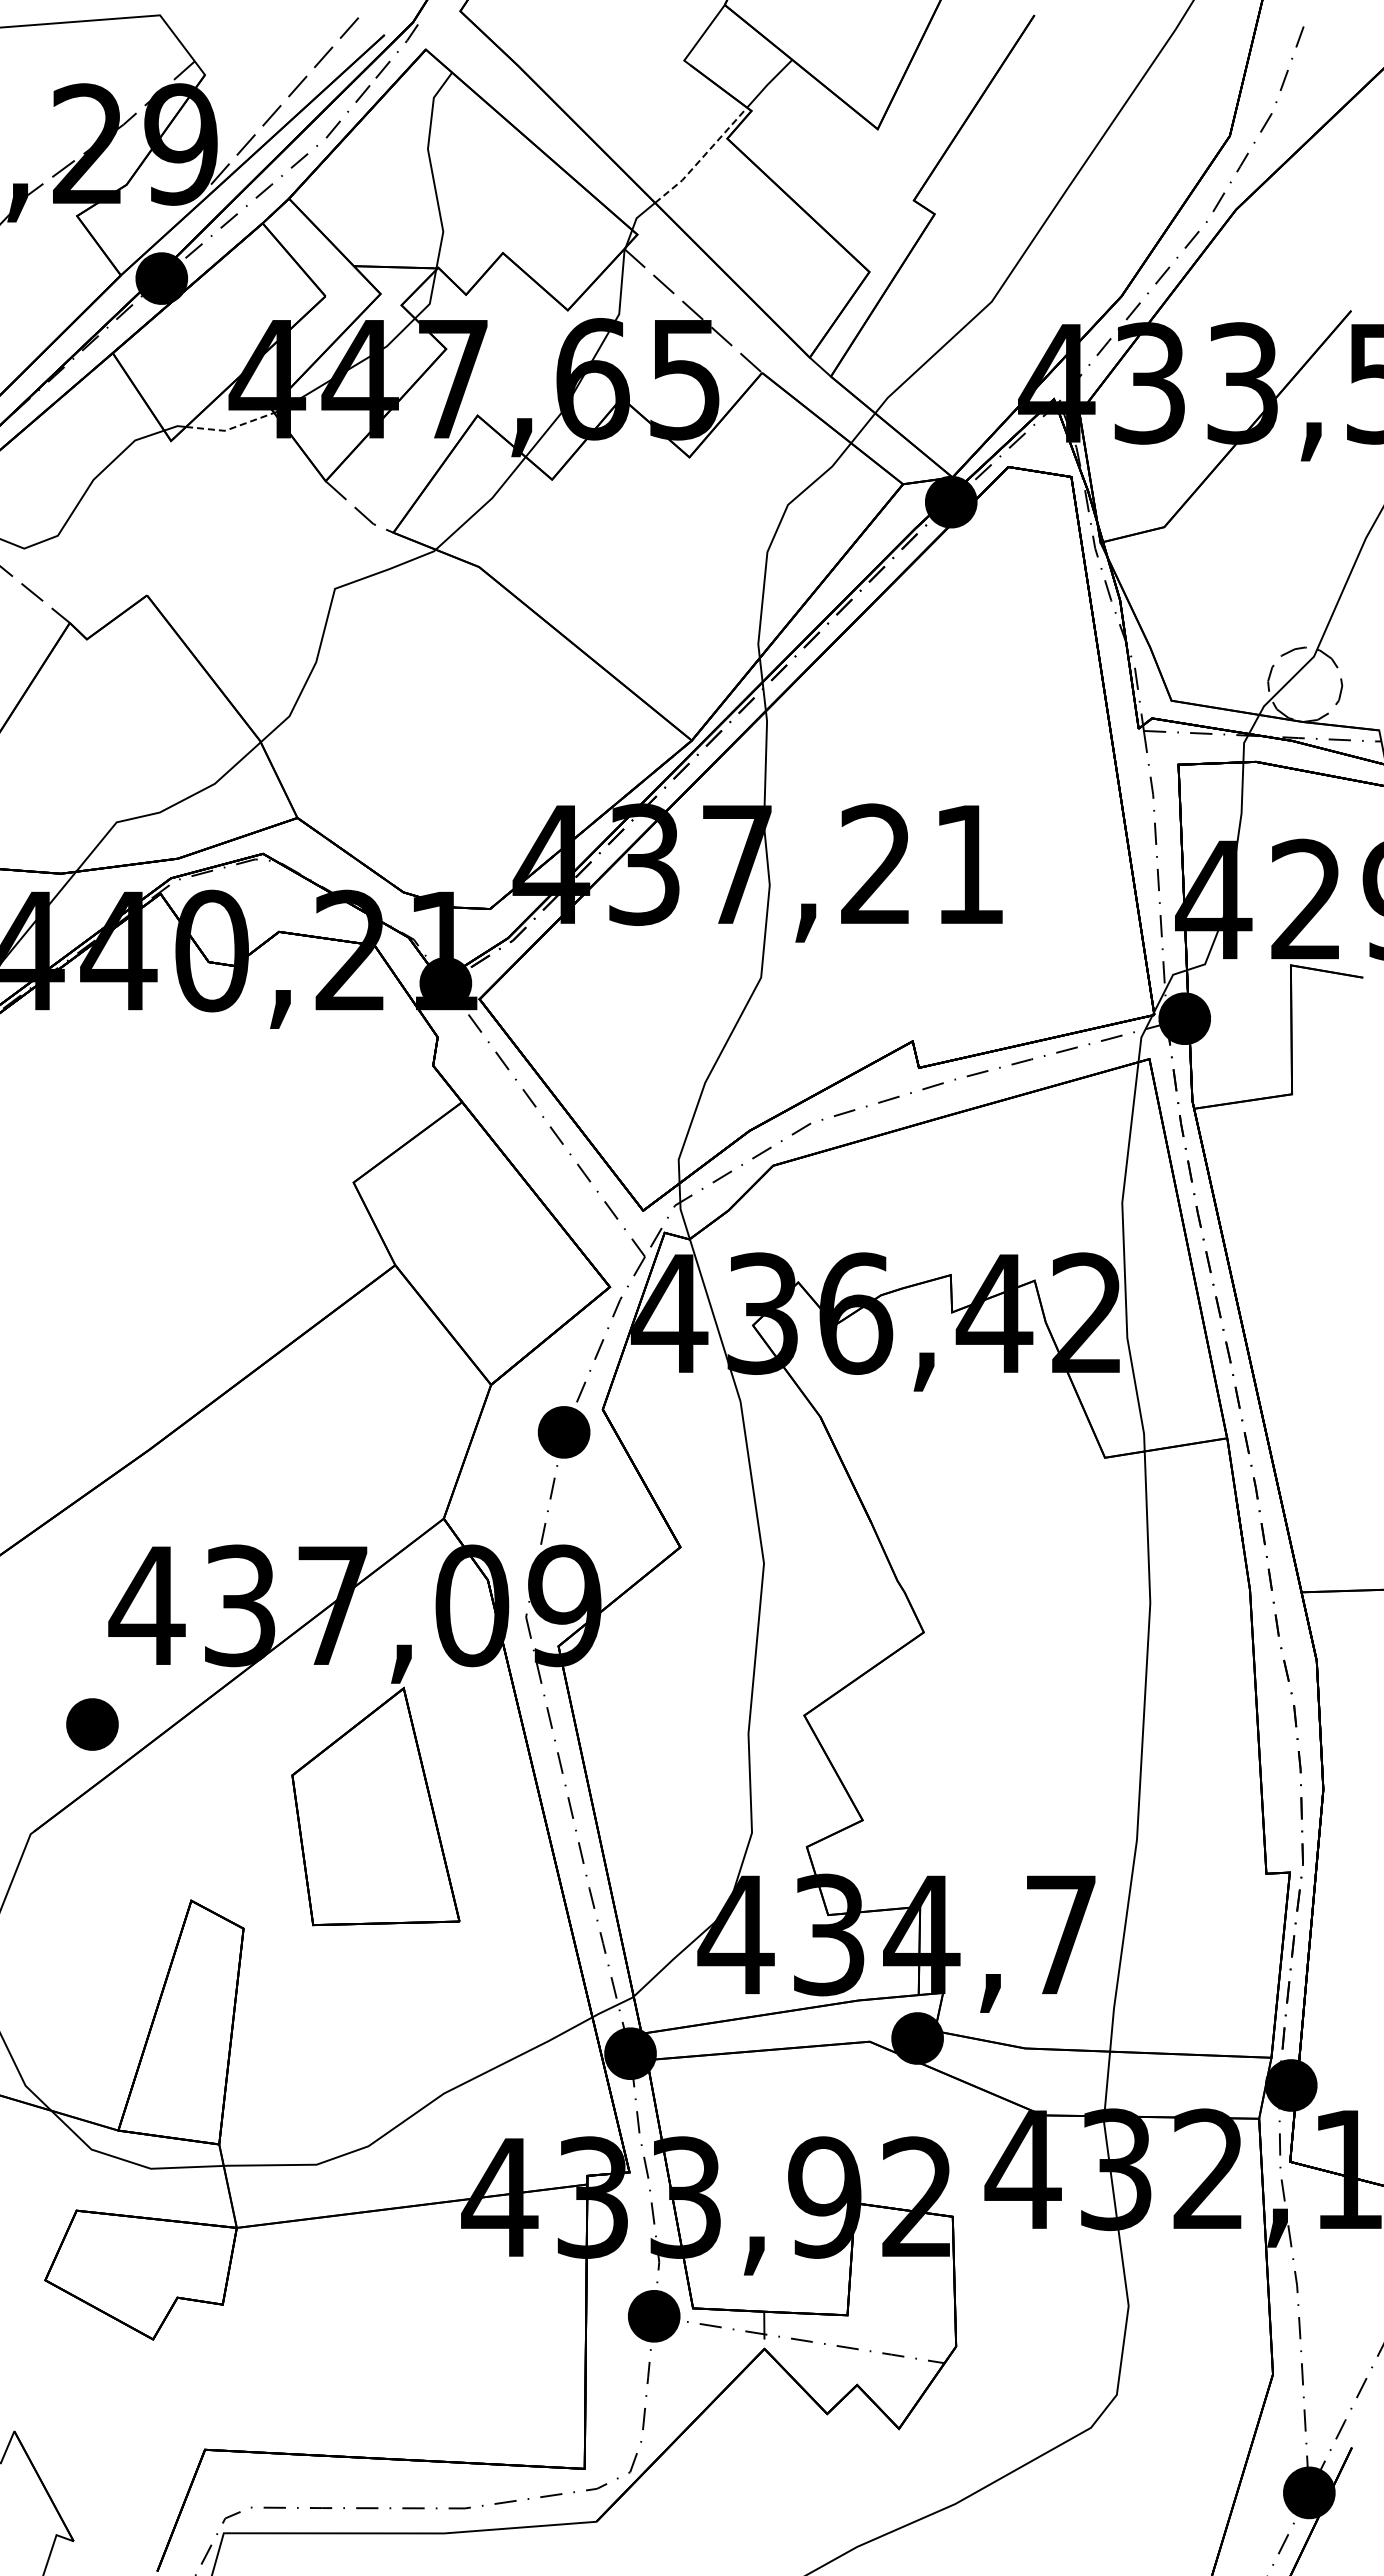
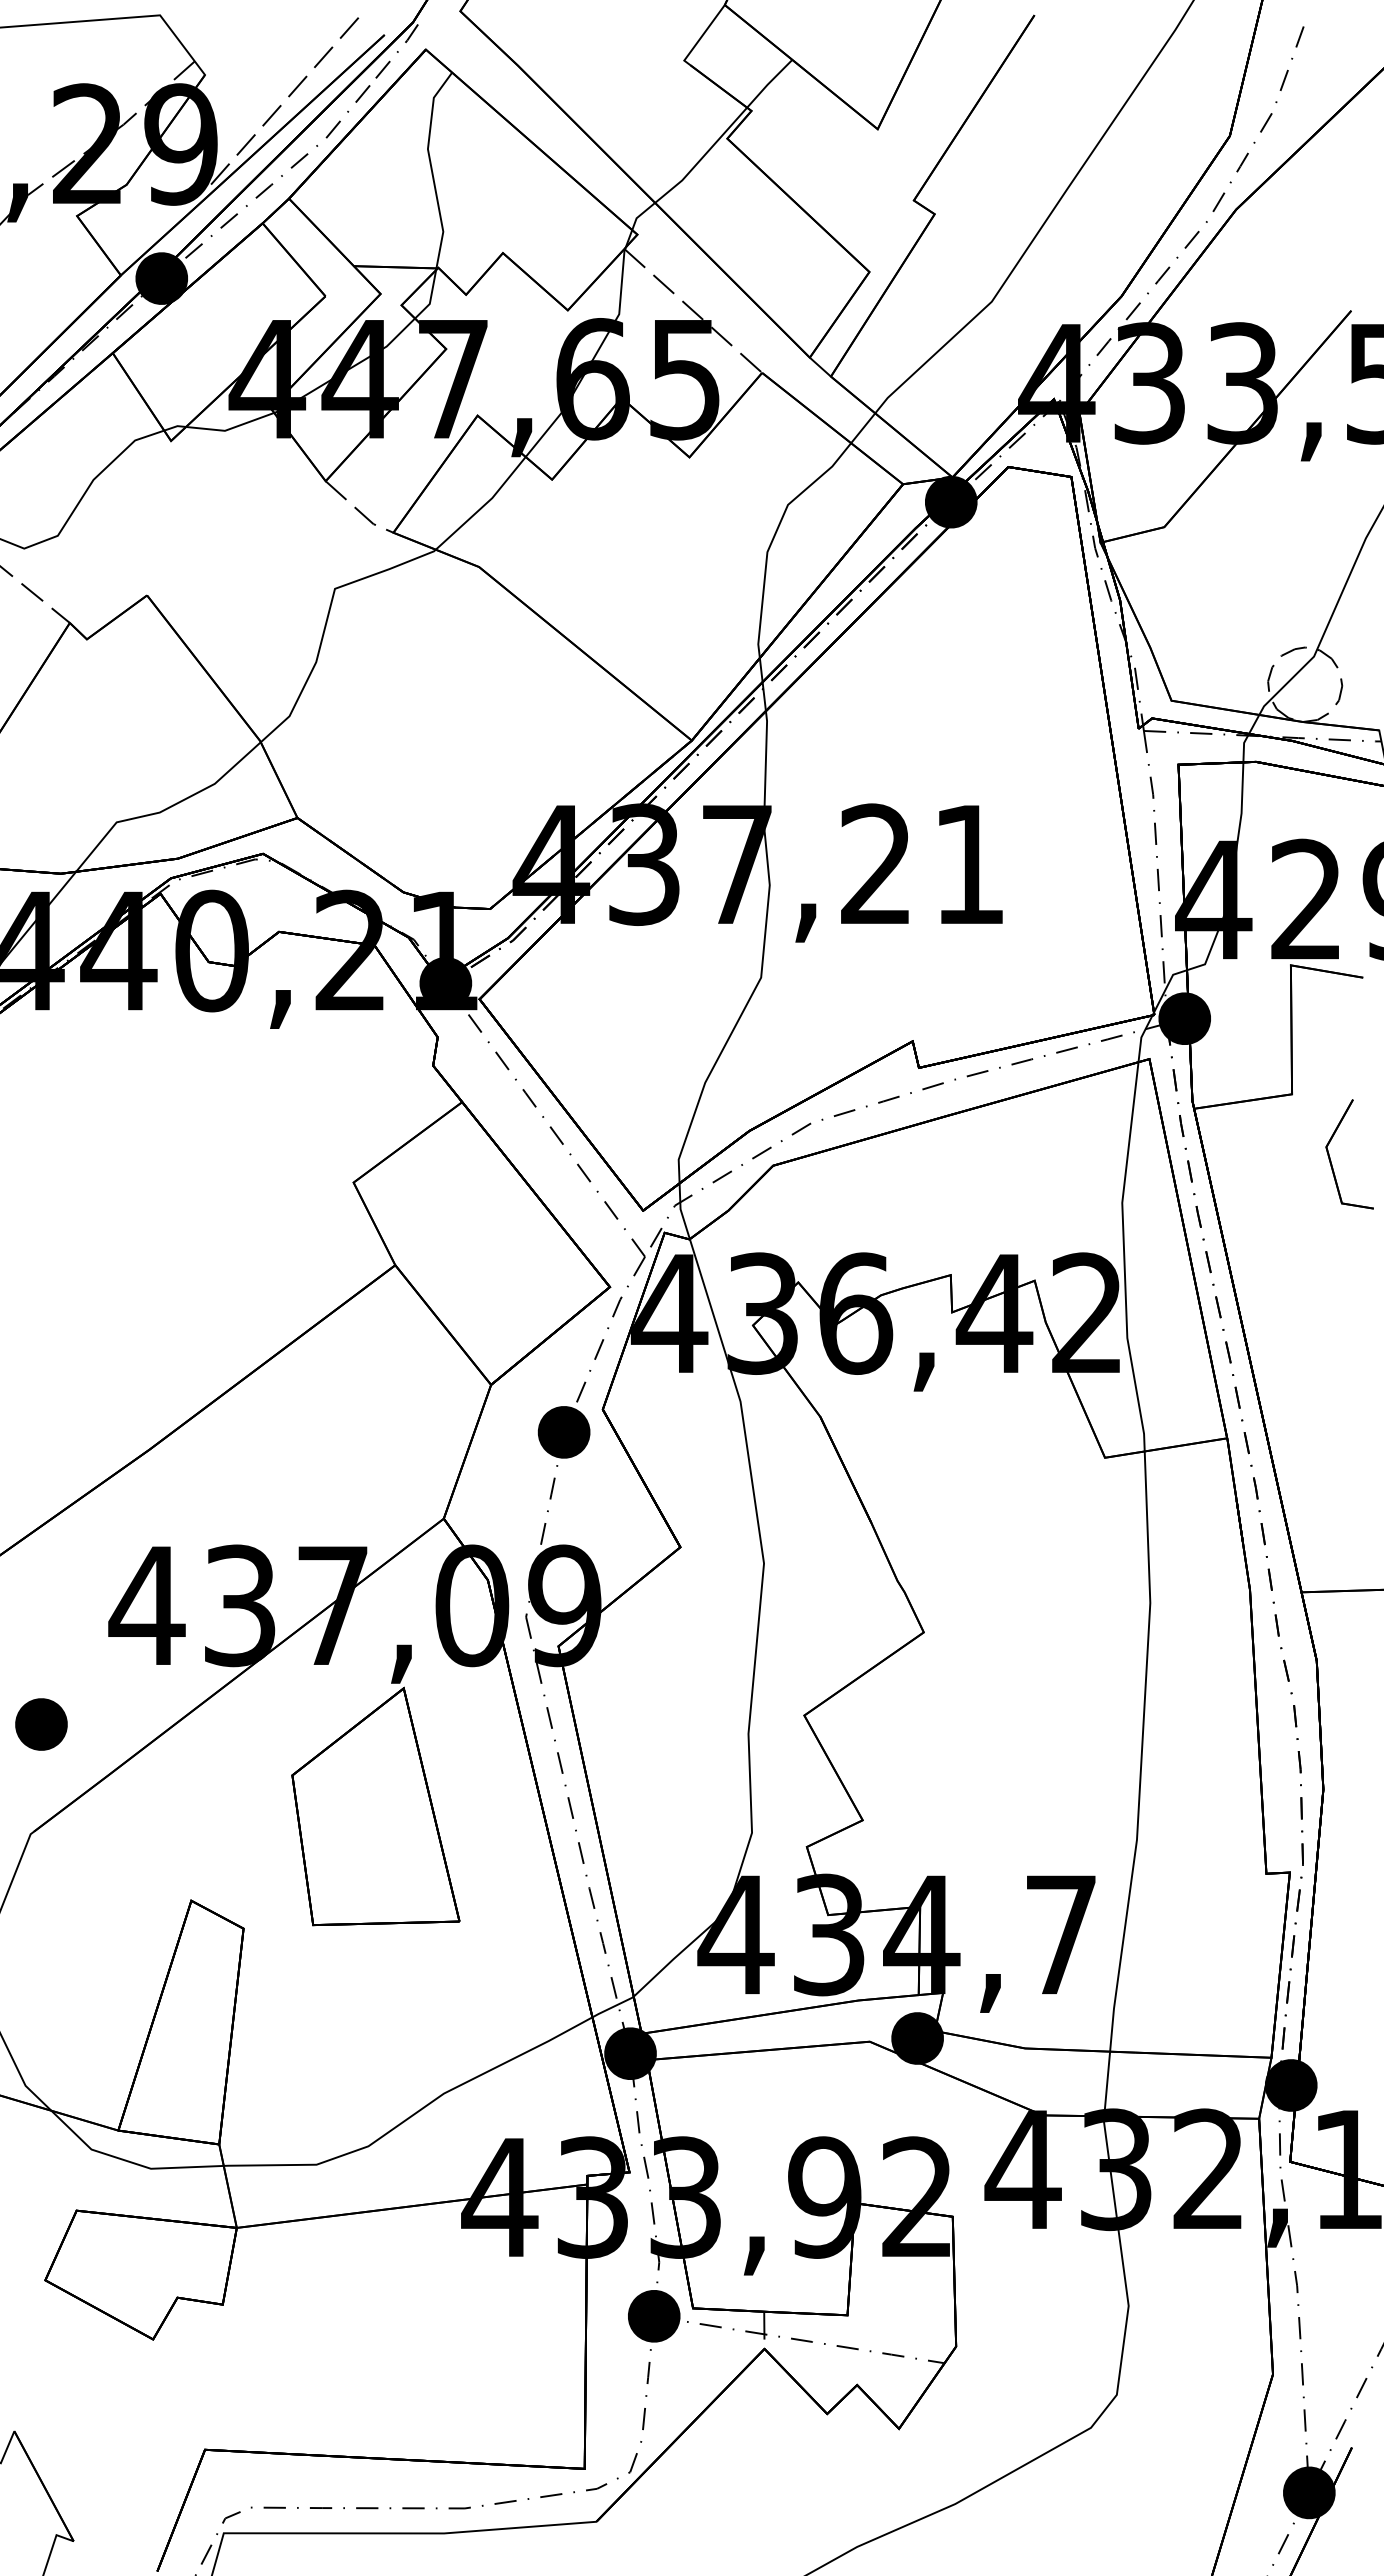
line: dashed -> solid (702, 157)
line: dashed -> solid (230, 428)
part: none -> present (1331, 1160)
part position: (92, 1724) -> (41, 1724) (41, 1724)
